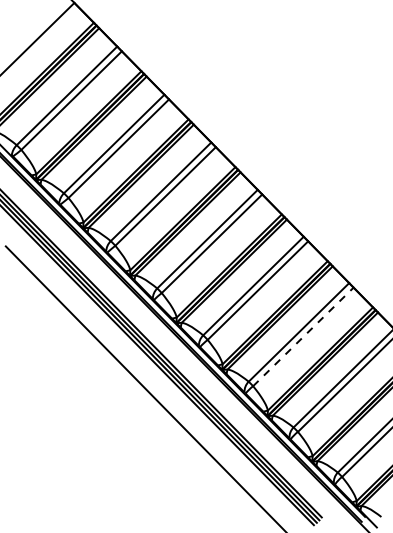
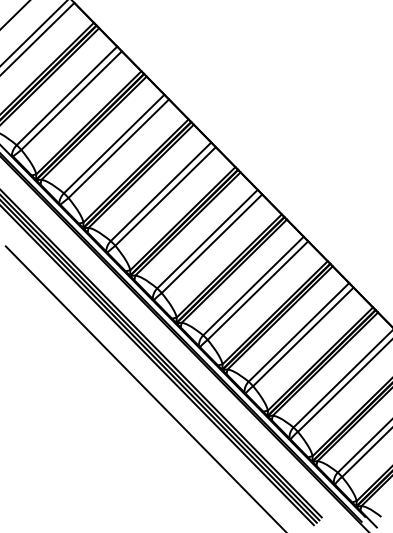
line: none -> present (14, 14)
line: none -> present (33, 33)
line: dashed -> solid (303, 336)
